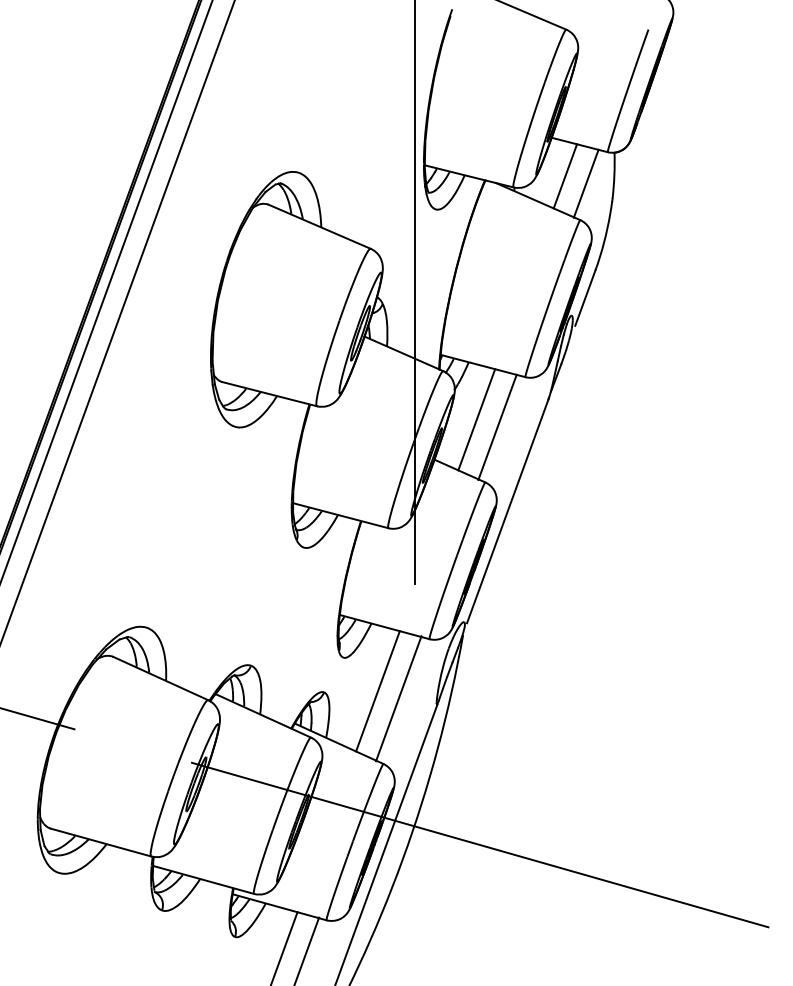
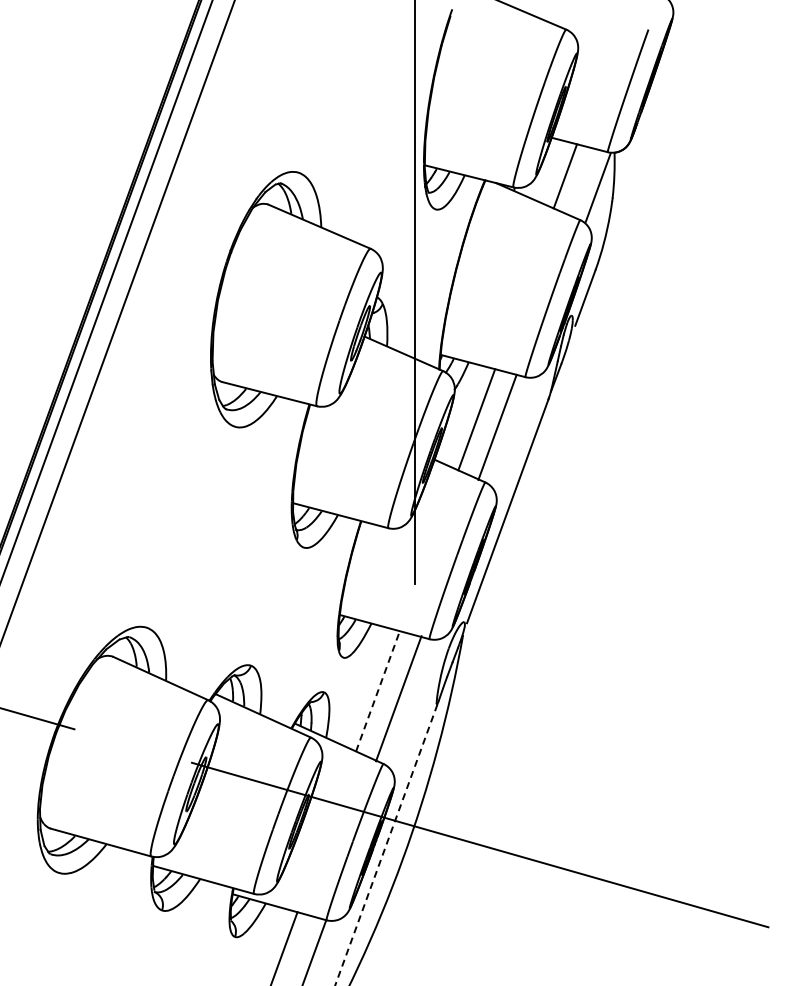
line position: (585, 183) -> (597, 187) (597, 187)
line: solid -> dashed (378, 690)
line: solid -> dashed (386, 845)
line position: (307, 949) -> (314, 951) (314, 951)
